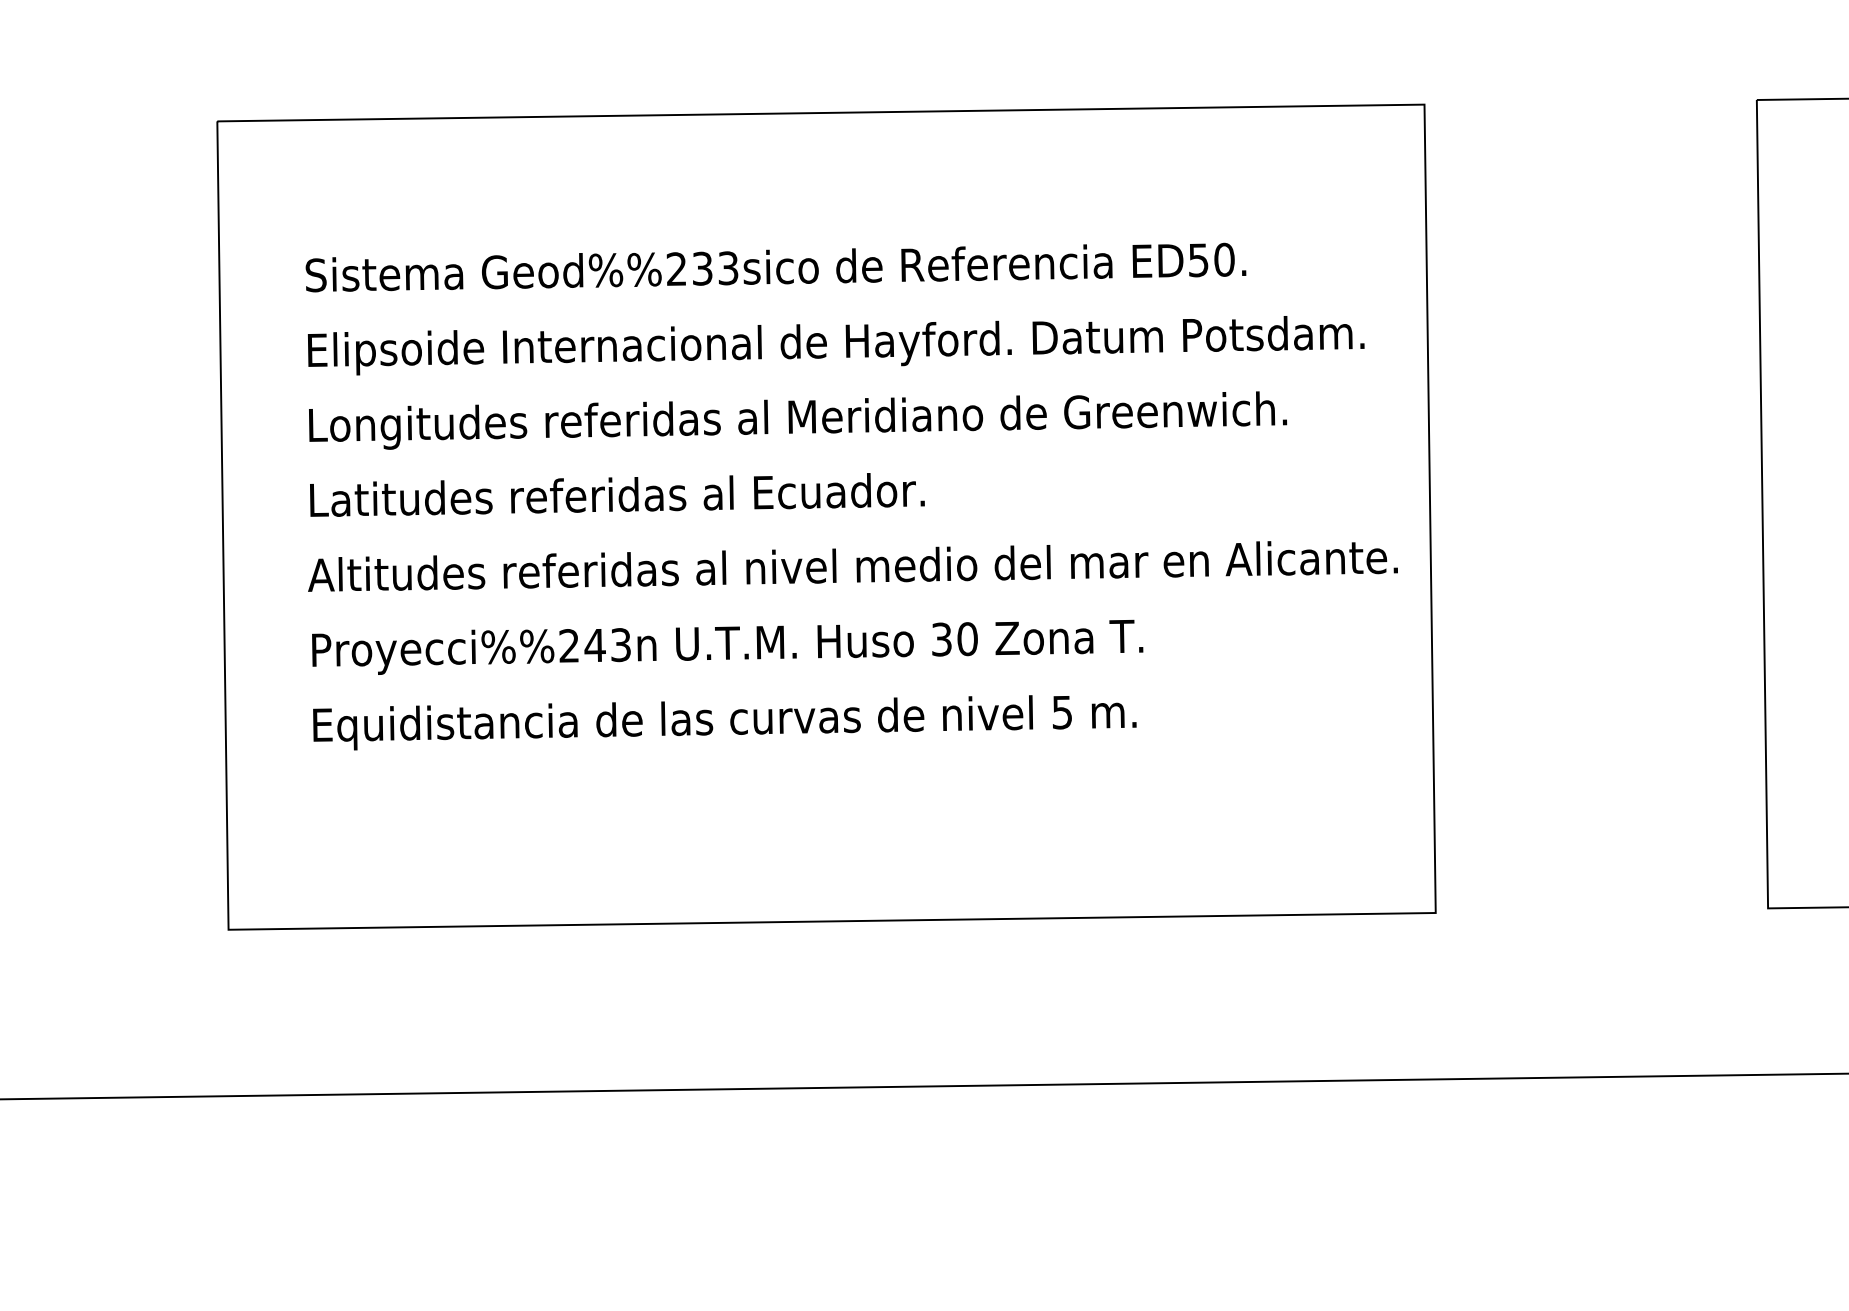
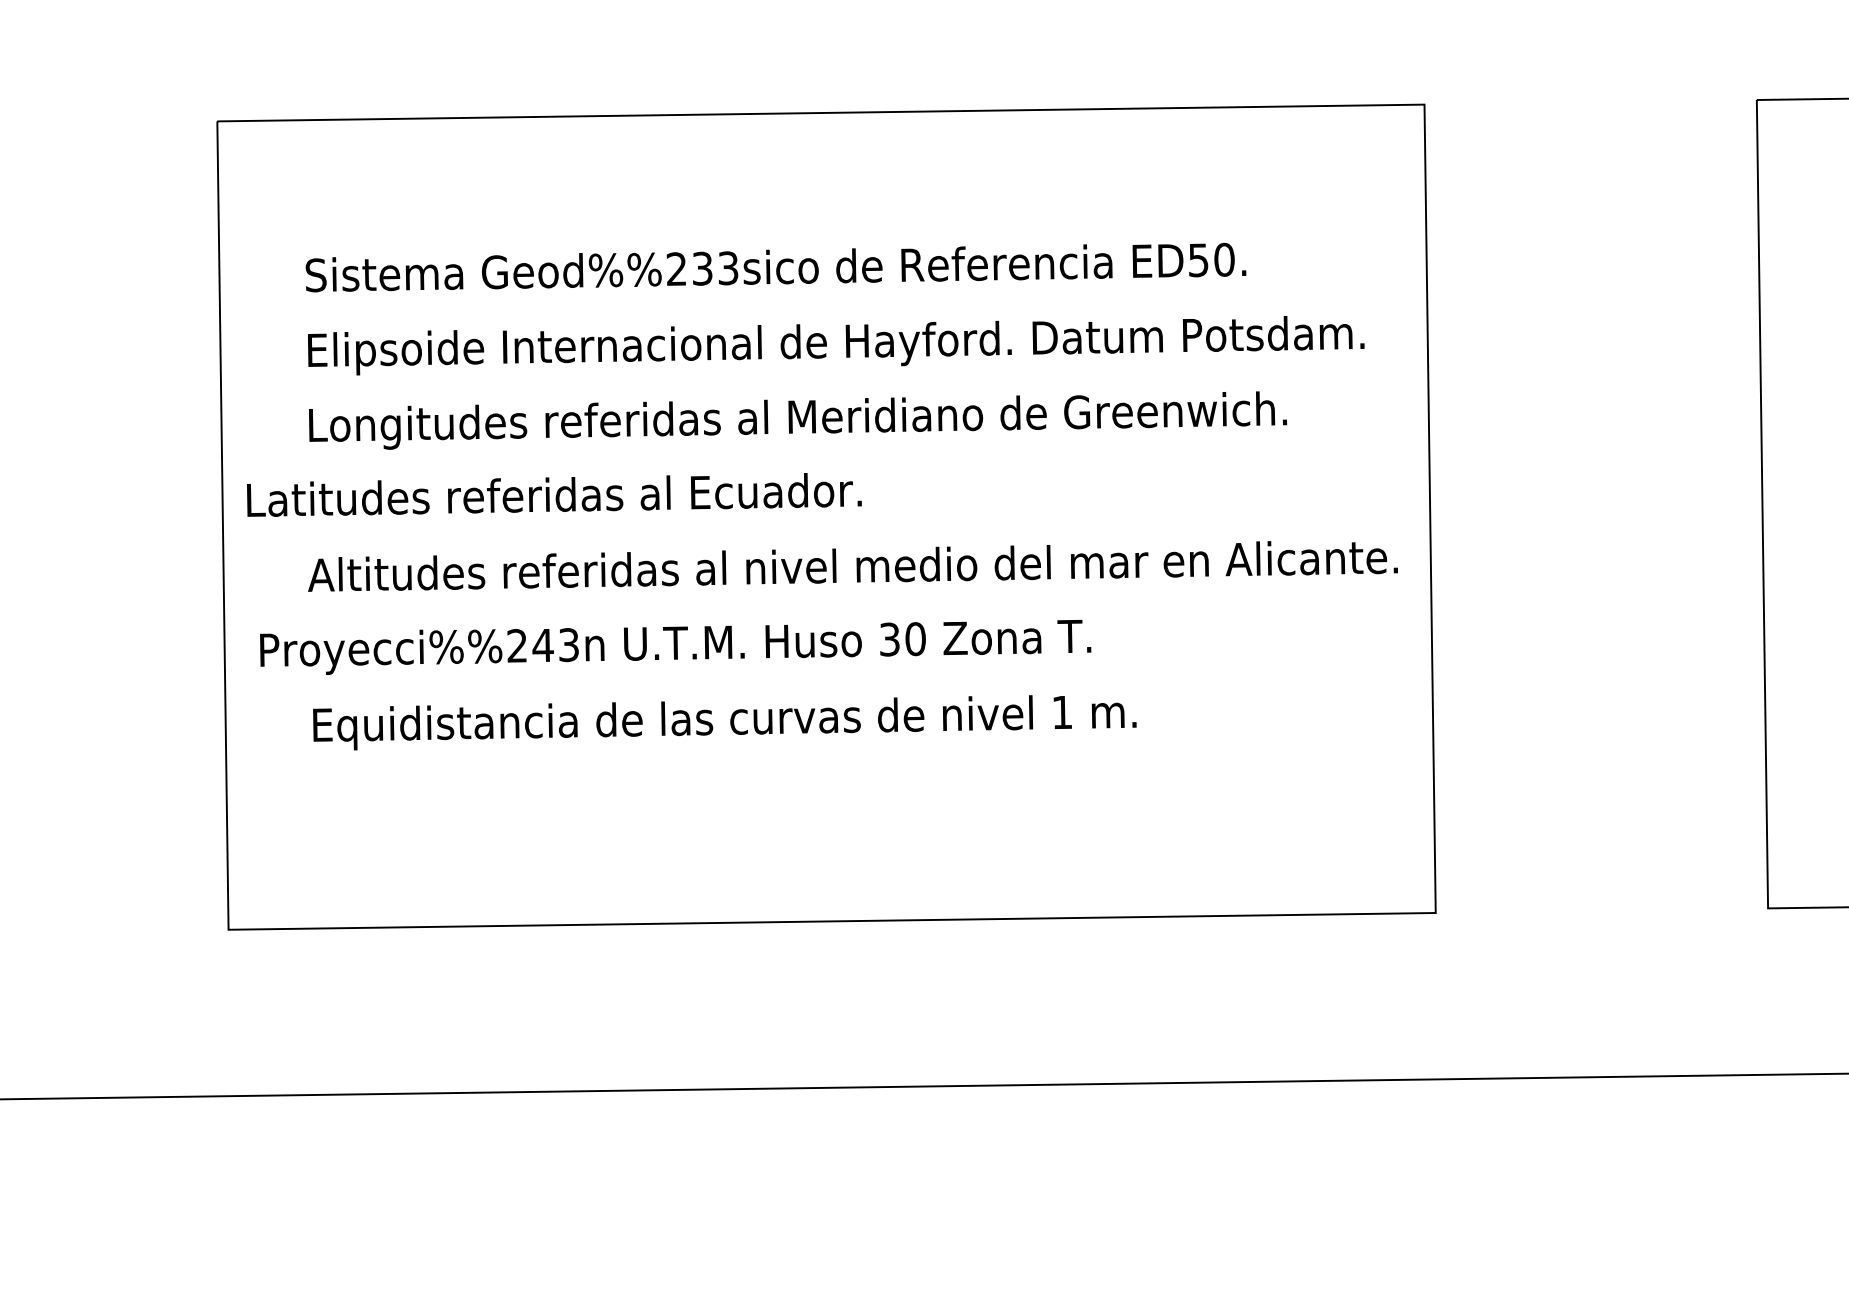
text position: (617, 494) -> (554, 494) (554, 494)
text position: (727, 646) -> (675, 646) (675, 646)
text: 5 -> 1 (1061, 712)
